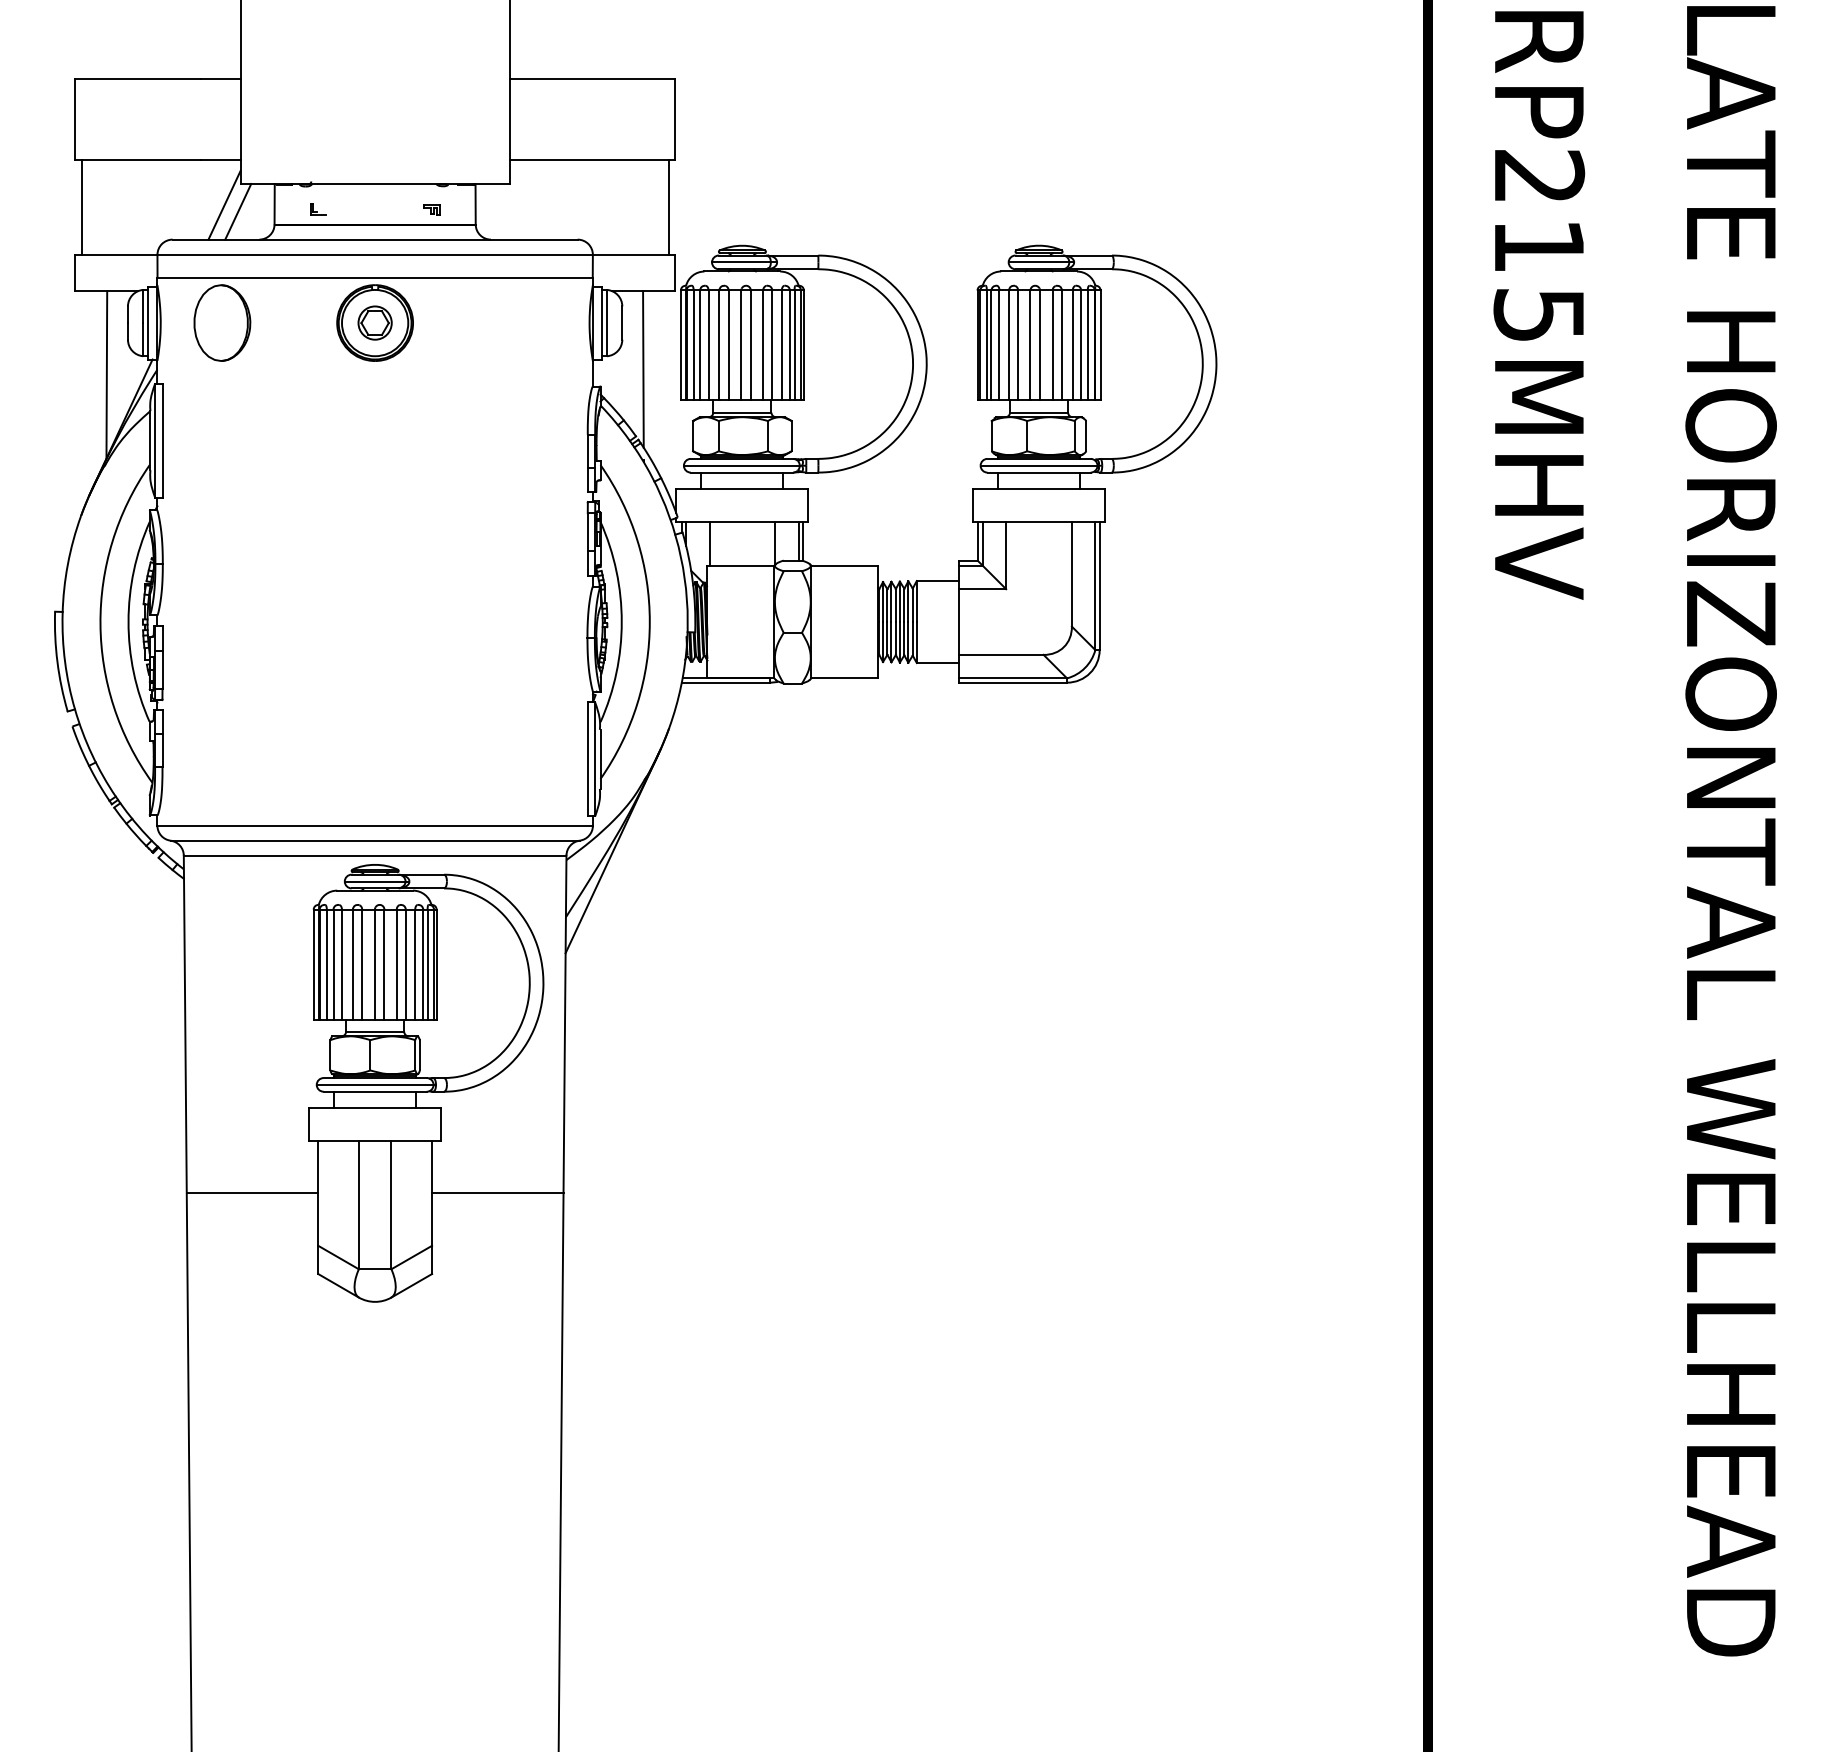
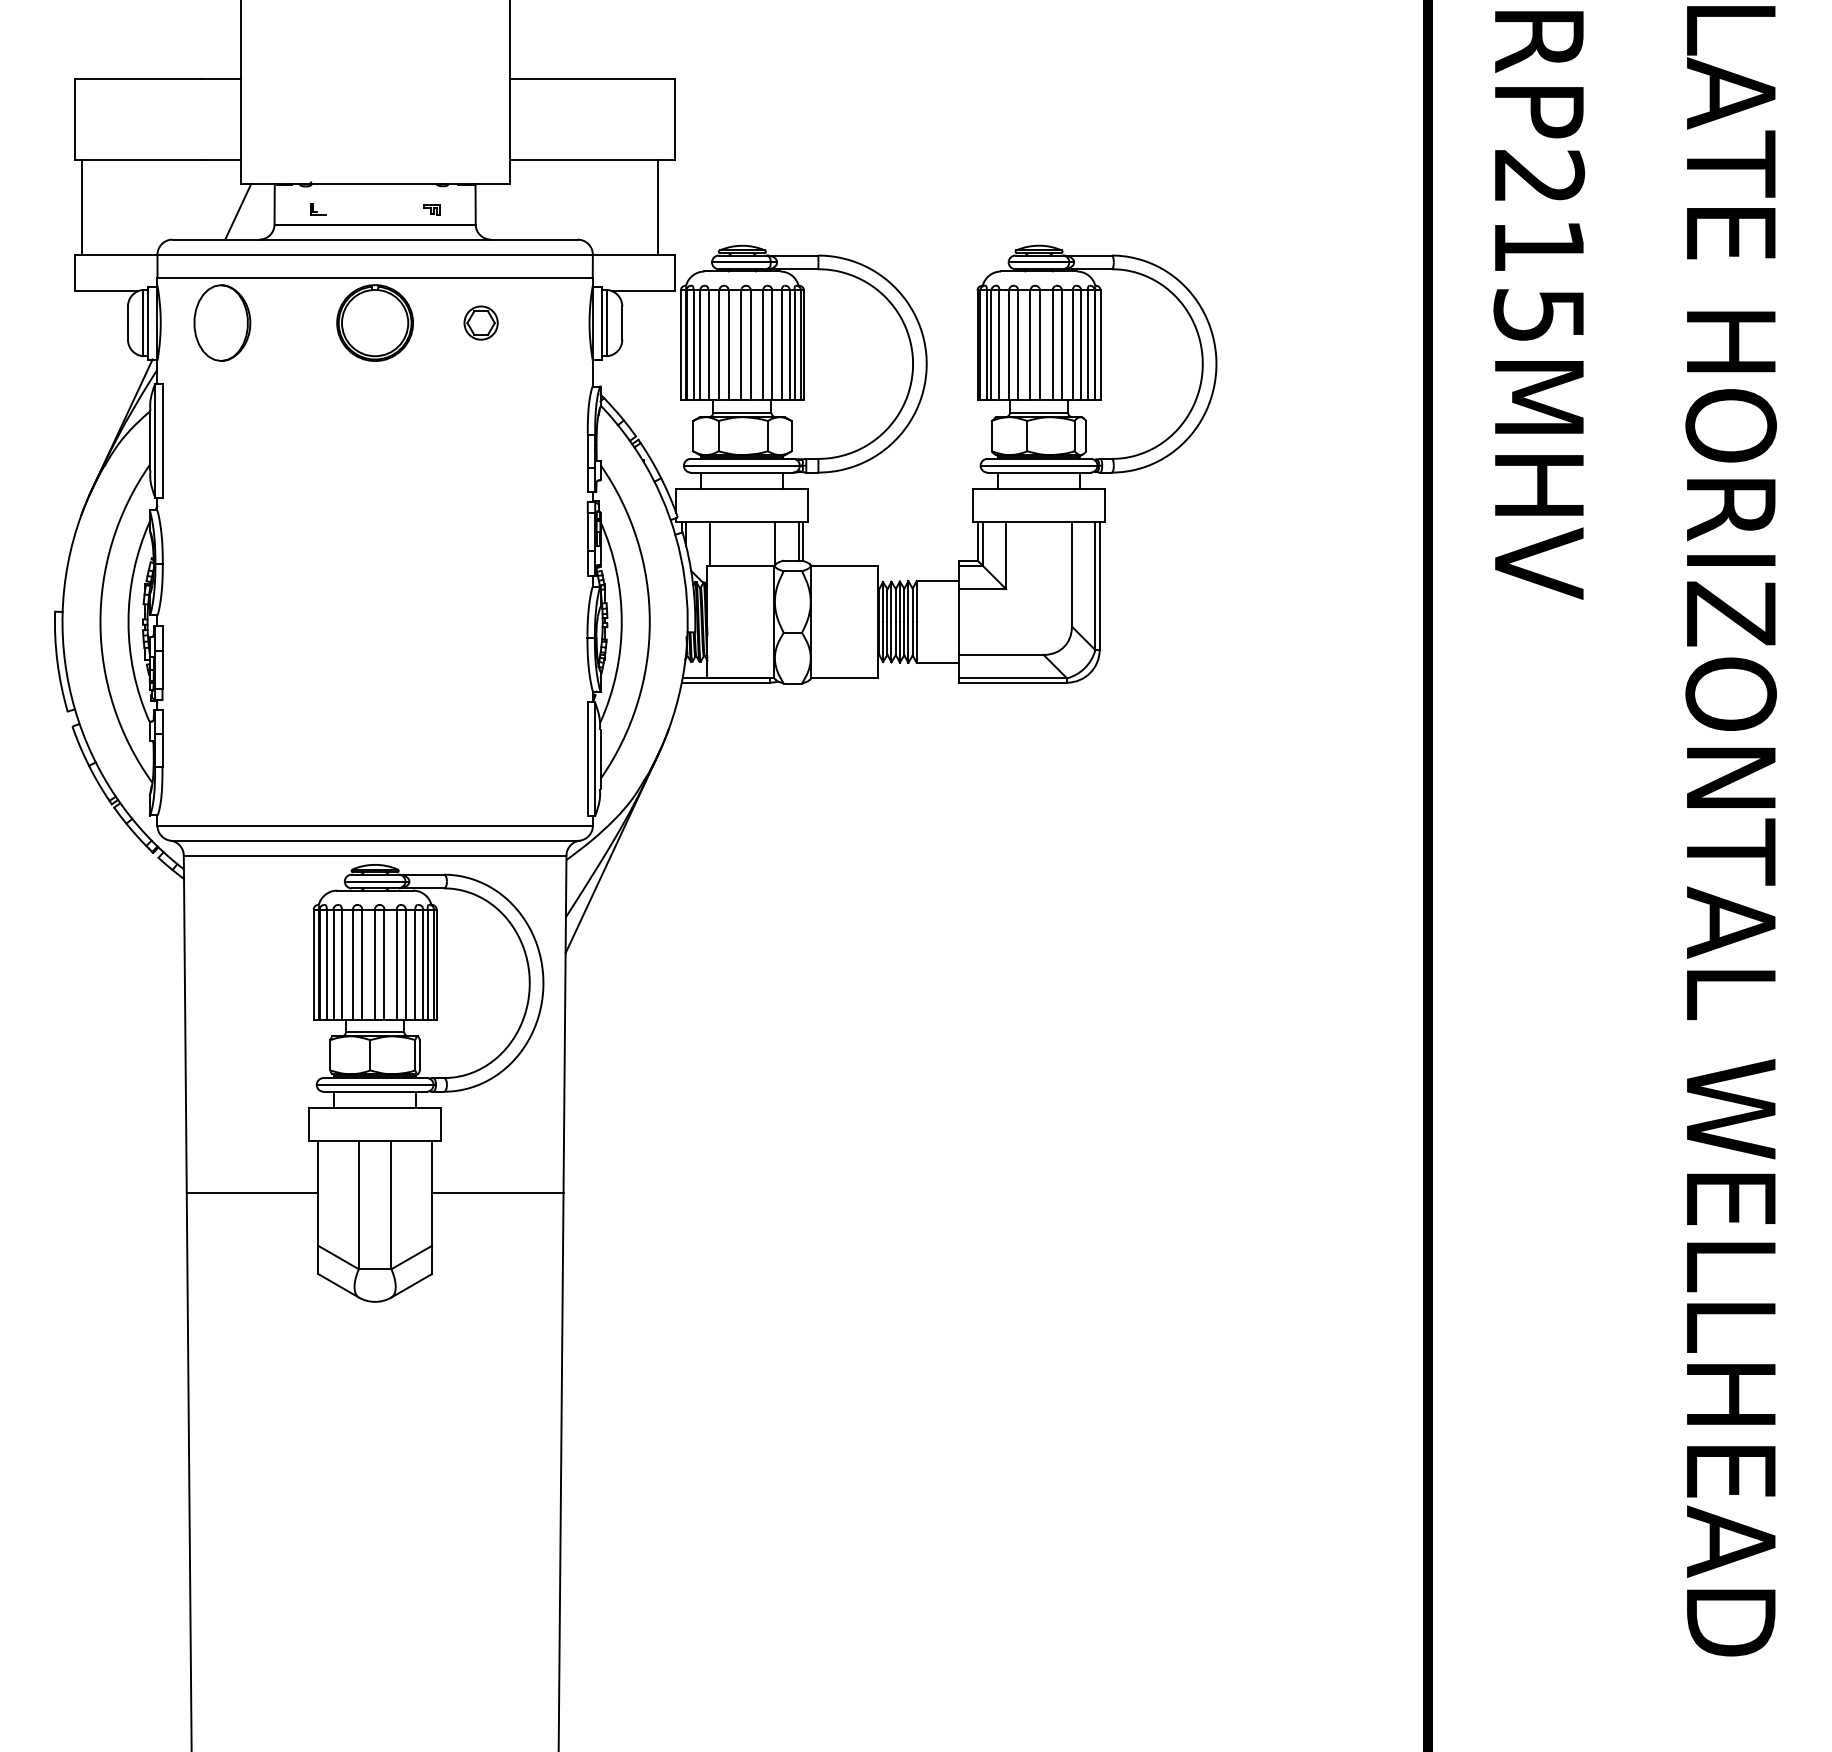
line: present -> none (224, 204)
line position: (668, 206) -> (657, 206) (657, 206)
part position: (374, 322) -> (480, 322) (480, 322)
line: present -> none (643, 369)
line: present -> none (106, 374)
